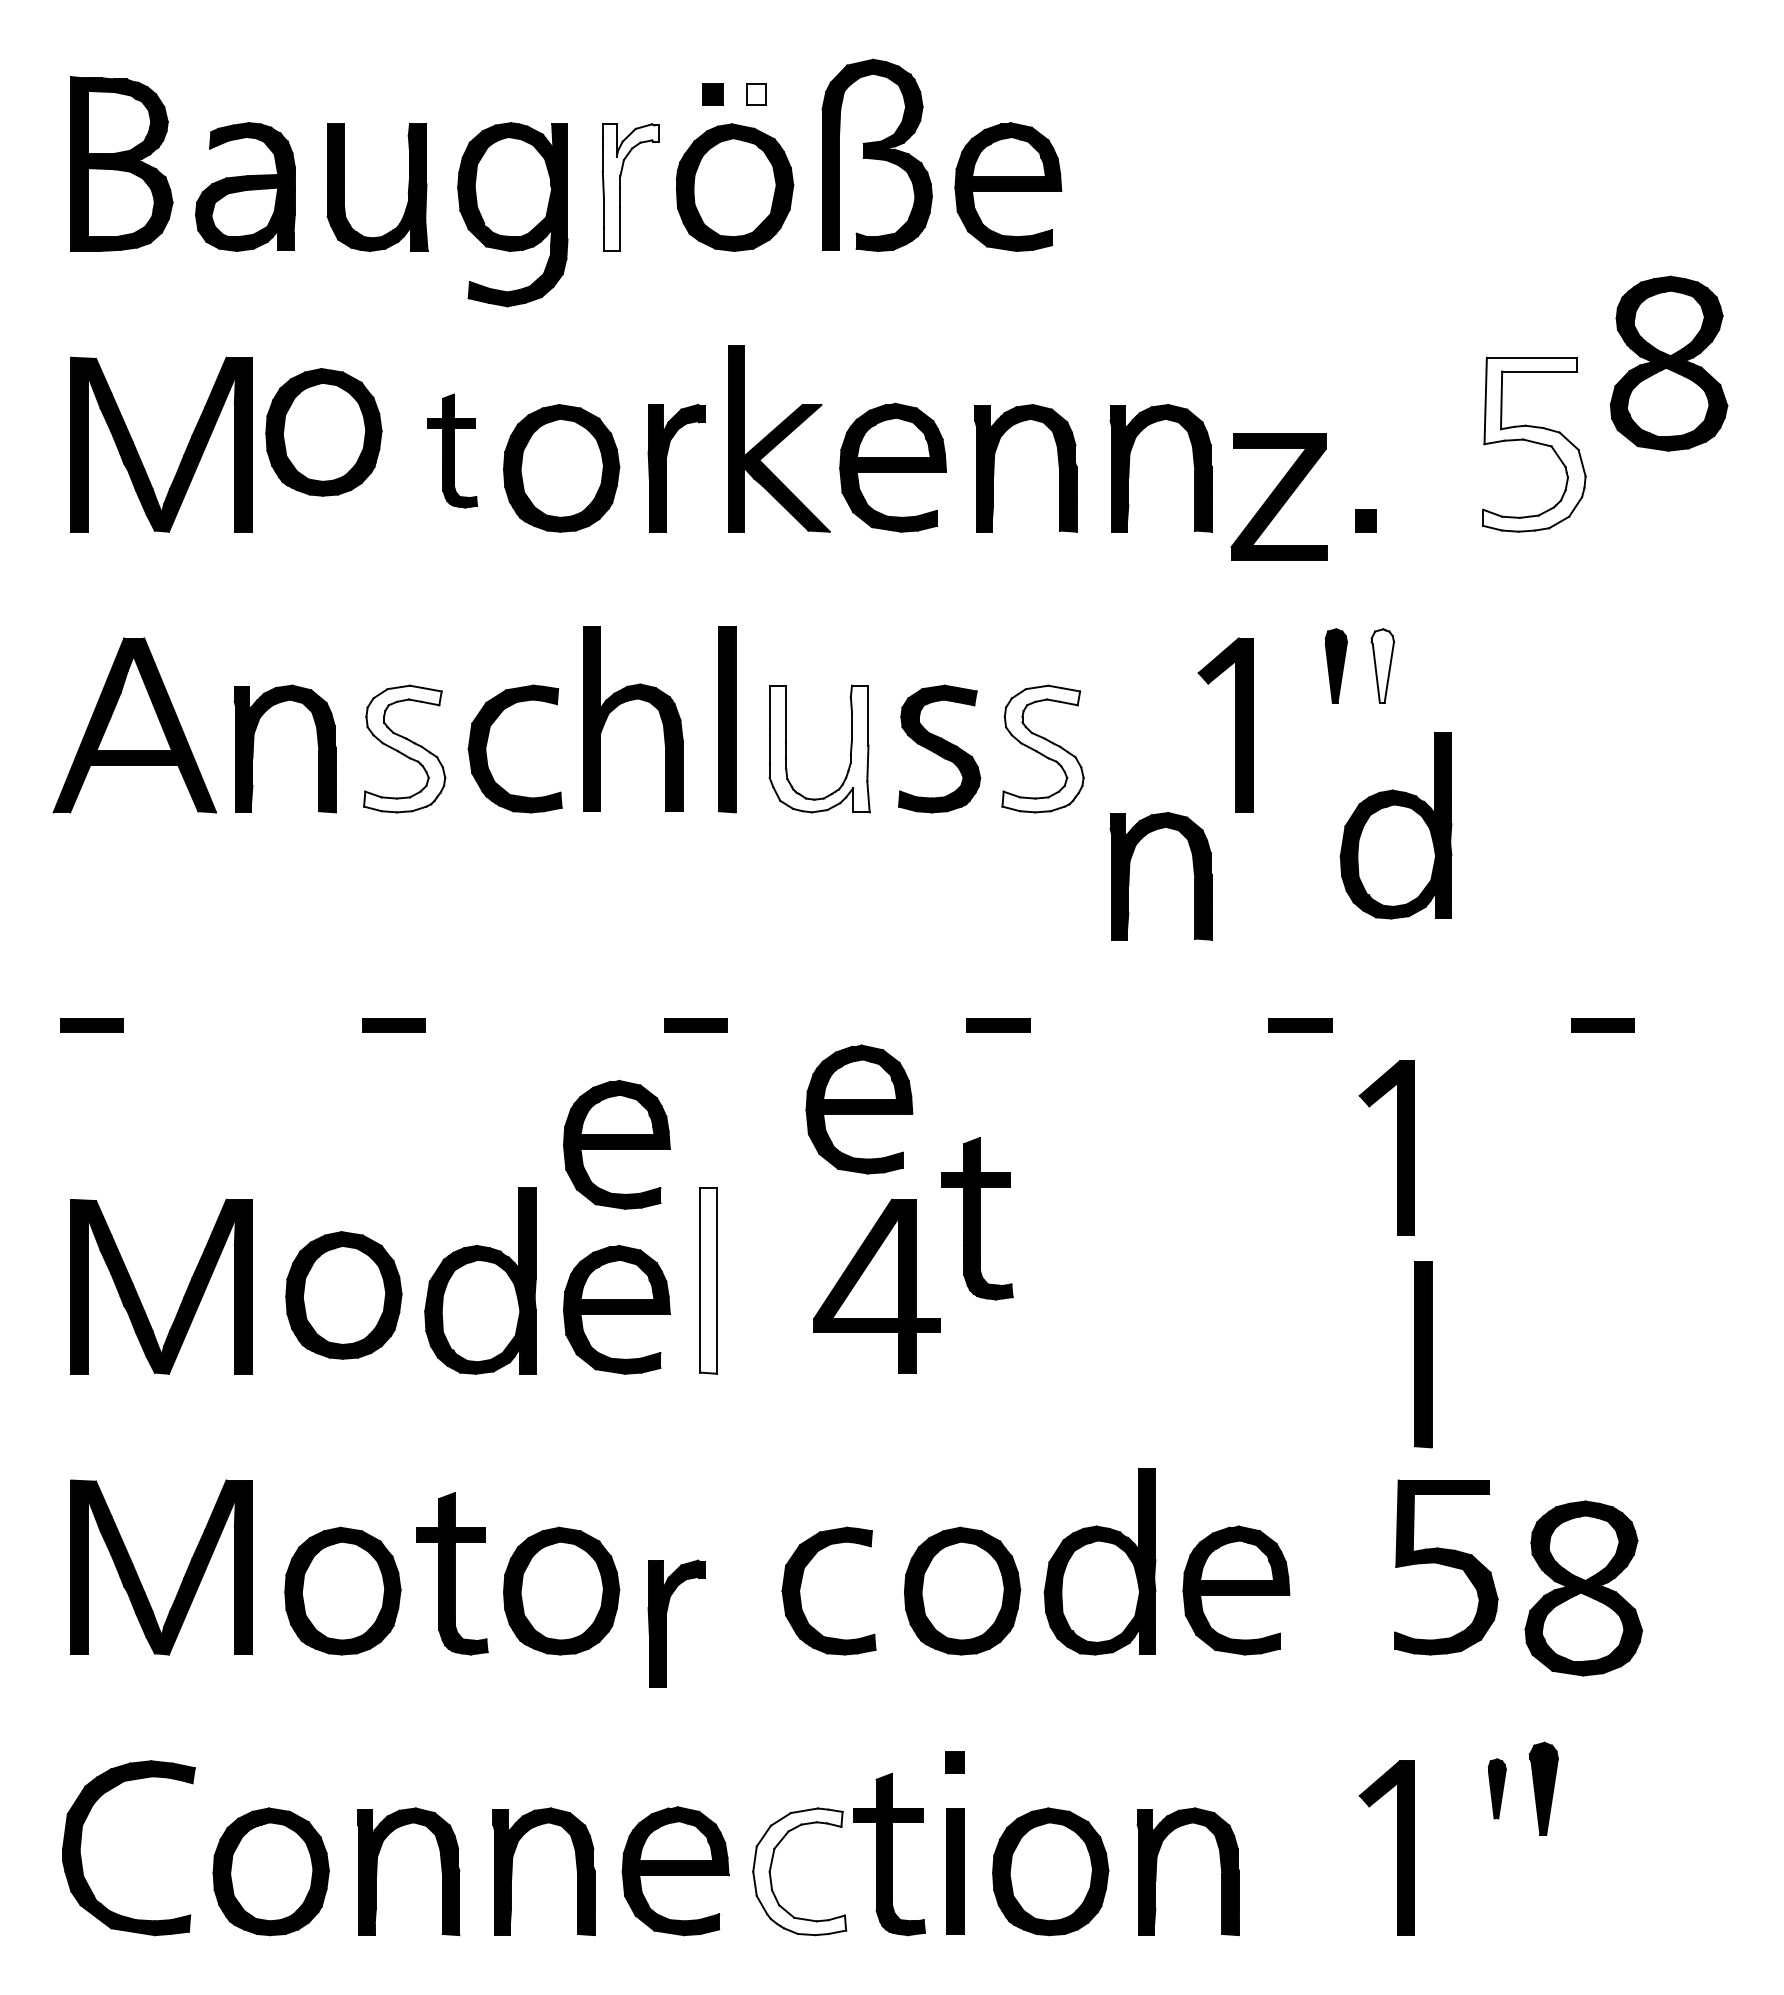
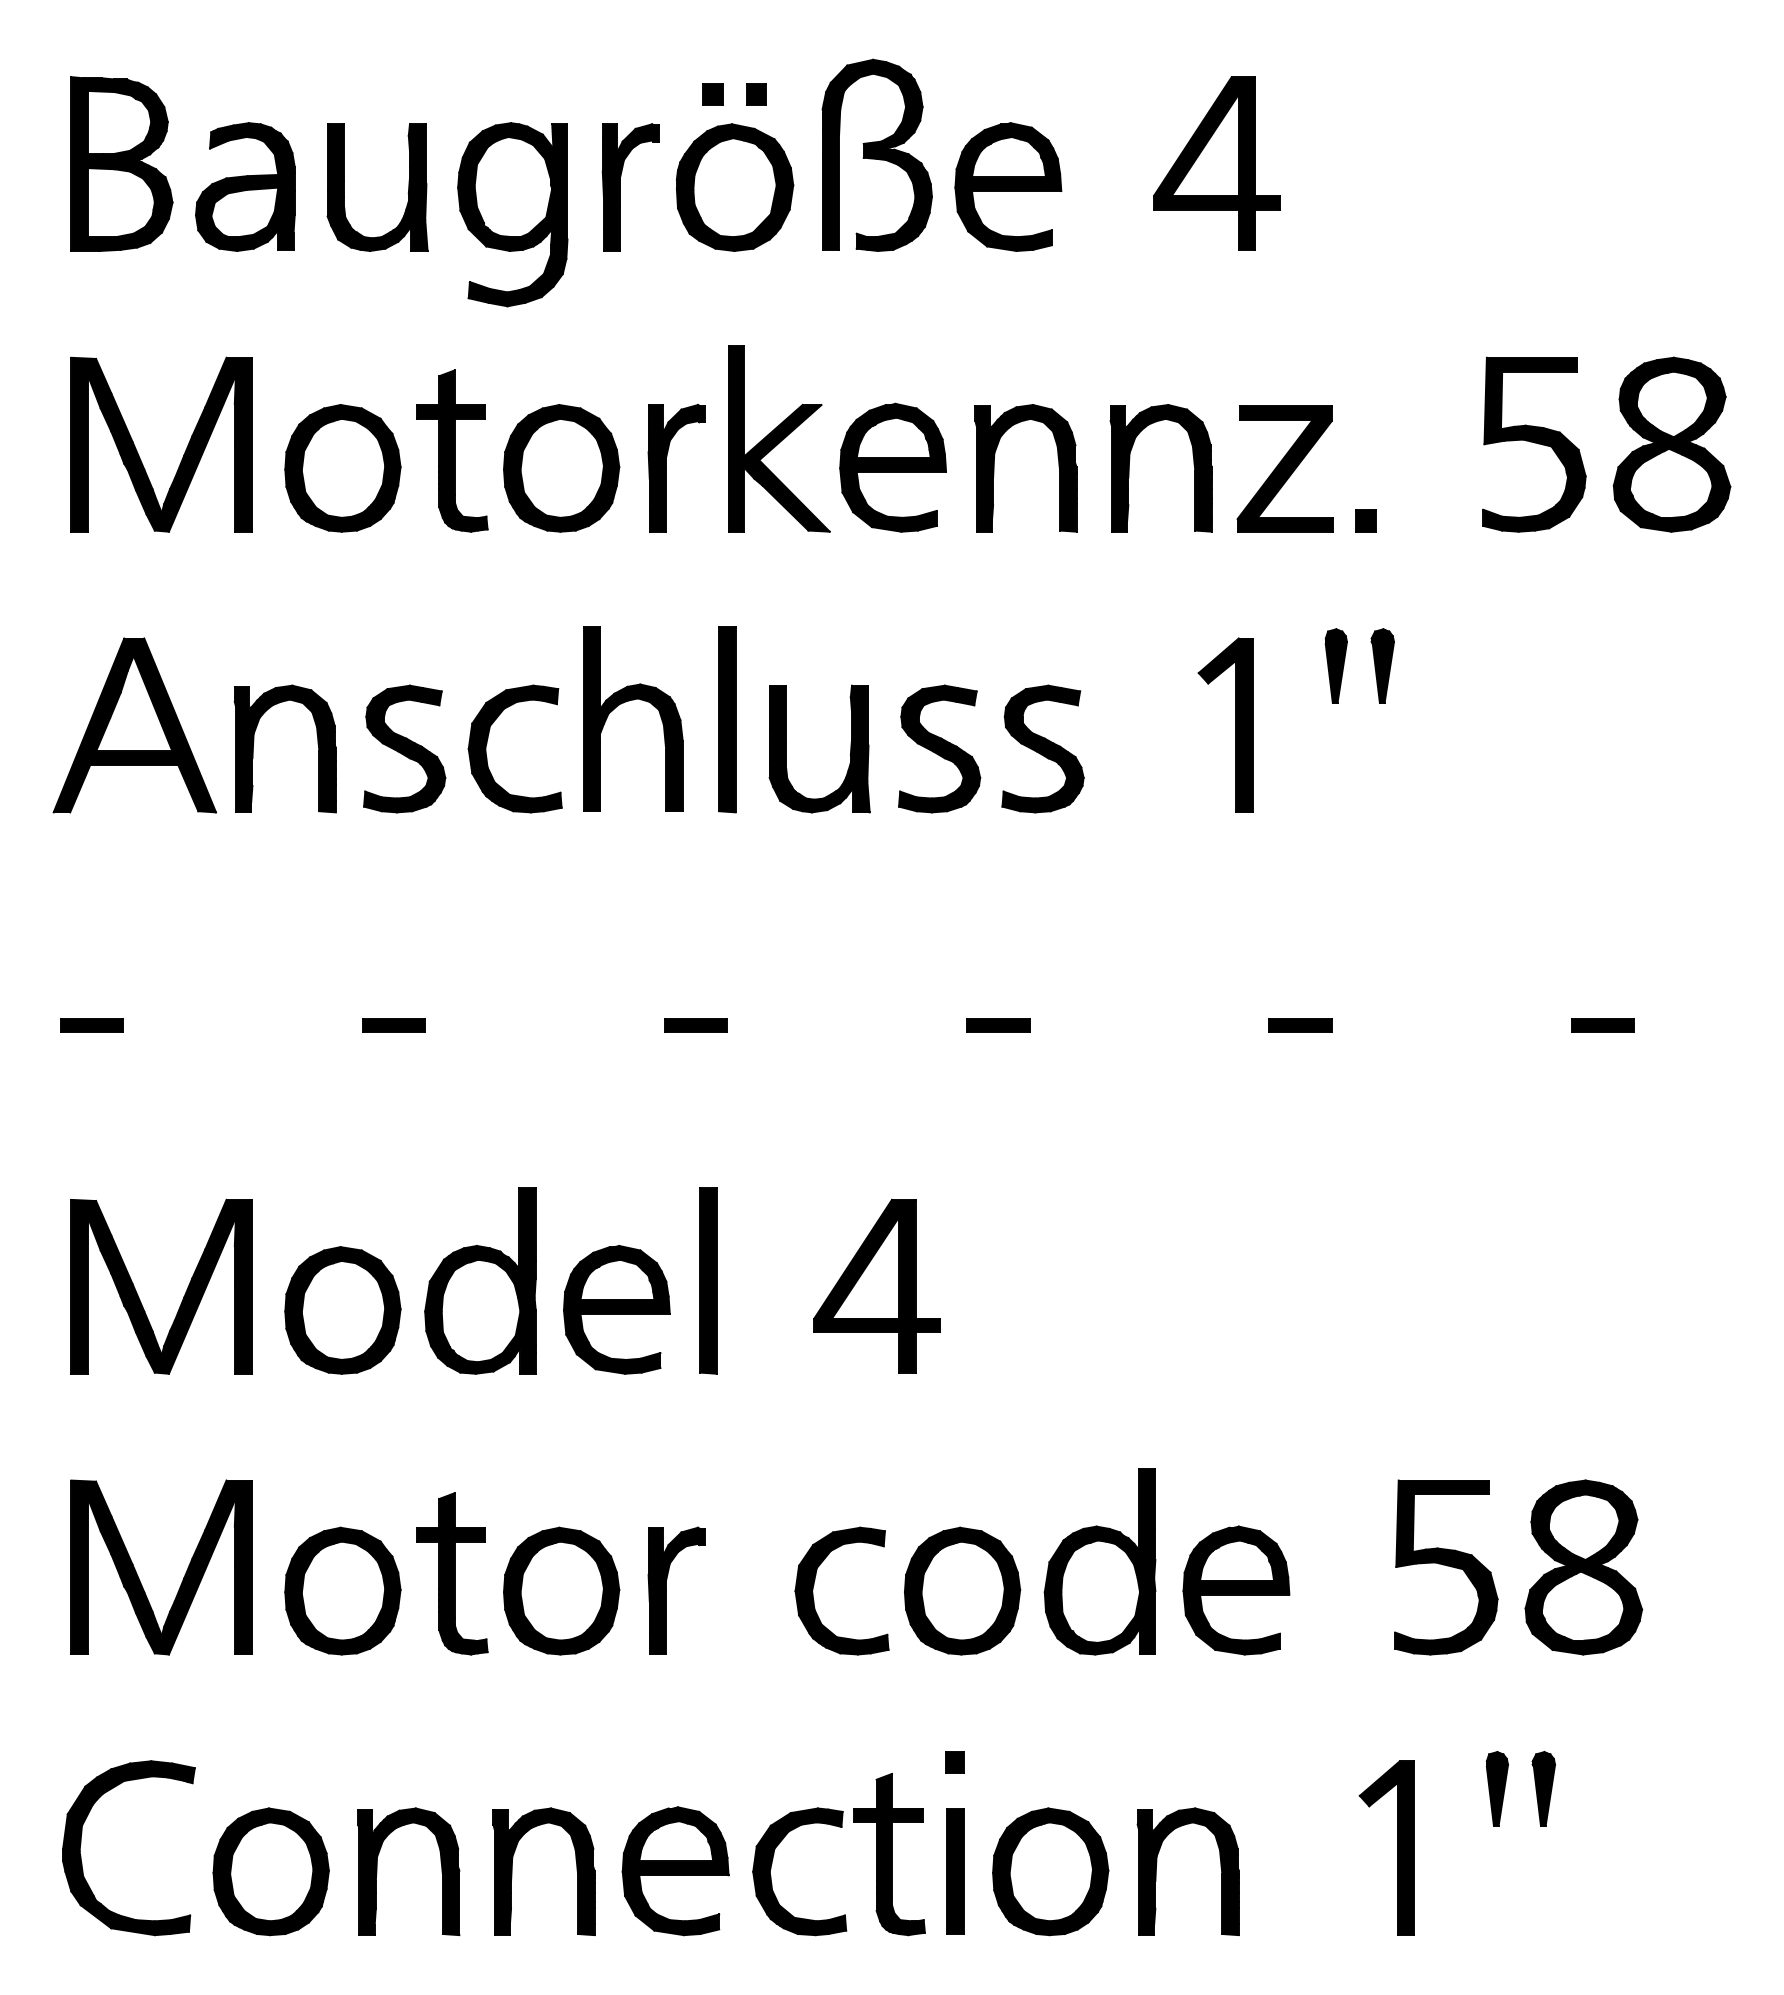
fill: none -> present (756, 94)
part: none -> present (1216, 163)
fill: none -> present (630, 187)
part position: (1668, 363) -> (1671, 444) (1671, 444)
part position: (323, 432) -> (342, 468) (342, 468)
fill: none -> present (1534, 444)
part size: 51x116 px -> 73x164 px (452, 450)
part position: (1278, 496) -> (1284, 468) (1284, 468)
fill: none -> present (1382, 666)
fill: none -> present (404, 748)
fill: none -> present (819, 748)
fill: none -> present (1042, 748)
part: present -> none (1395, 825)
part: present -> none (1129, 876)
part: present -> none (859, 1109)
part: present -> none (616, 1144)
part: present -> none (1397, 1147)
part: present -> none (977, 1218)
fill: none -> present (708, 1280)
part position: (343, 1295) -> (342, 1310) (342, 1310)
part: present -> none (1423, 1354)
part position: (801, 1585) -> (814, 1585) (814, 1585)
part position: (1583, 1588) -> (1583, 1567) (1583, 1567)
part position: (666, 1623) -> (666, 1590) (666, 1590)
part size: 19x62 px -> 24x76 px (1496, 1788)
part size: 30x95 px -> 25x76 px (1543, 1788)
fill: none -> present (799, 1871)
